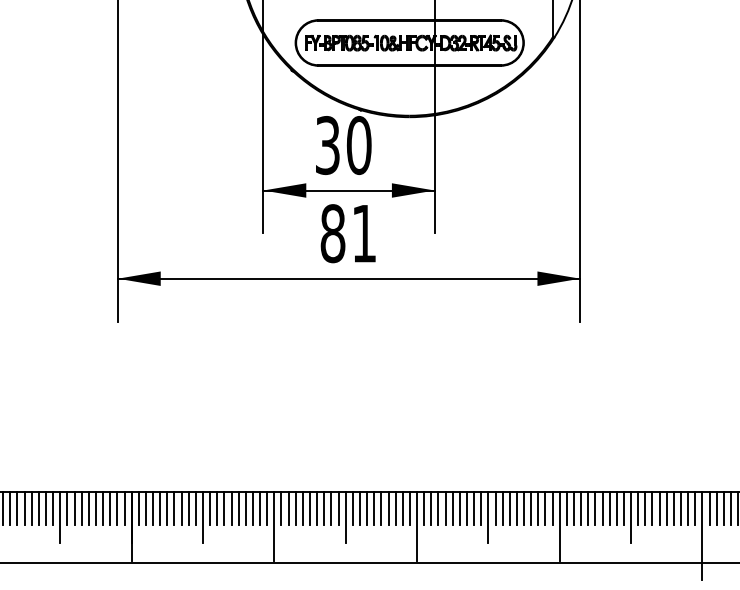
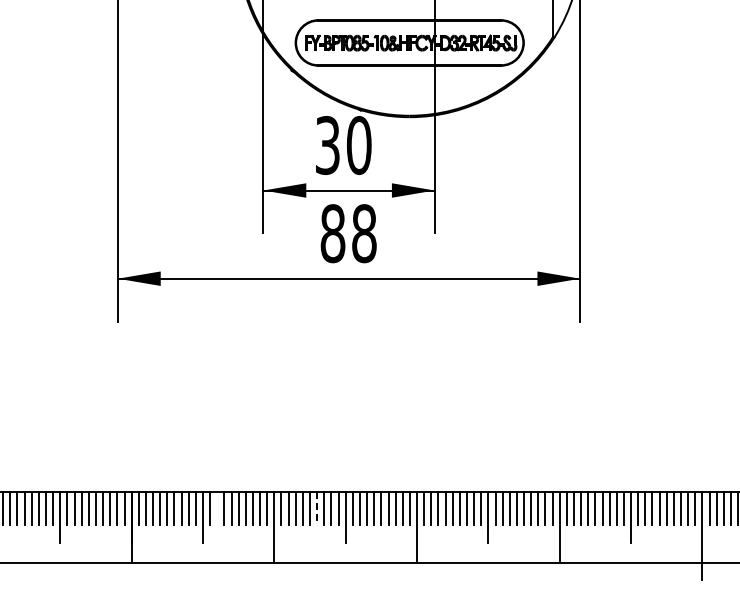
text: 81 -> 88 (364, 233)
line: present -> none (217, 508)
line: solid -> dashed (317, 509)
